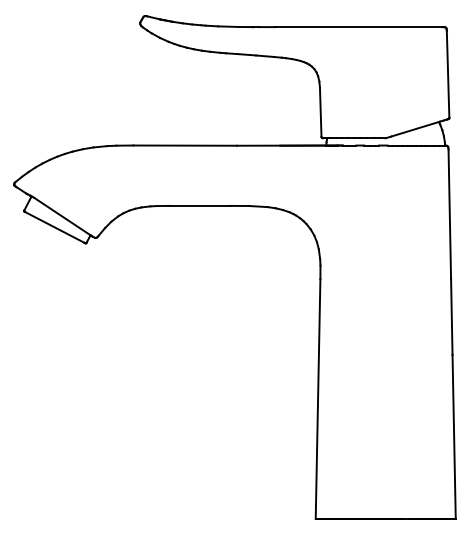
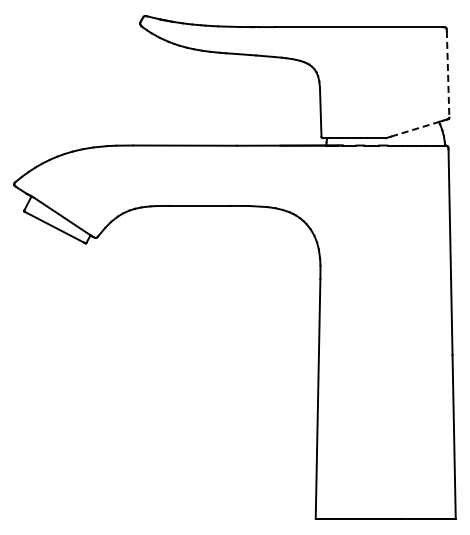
line: solid -> dashed (448, 74)
line: solid -> dashed (415, 129)
